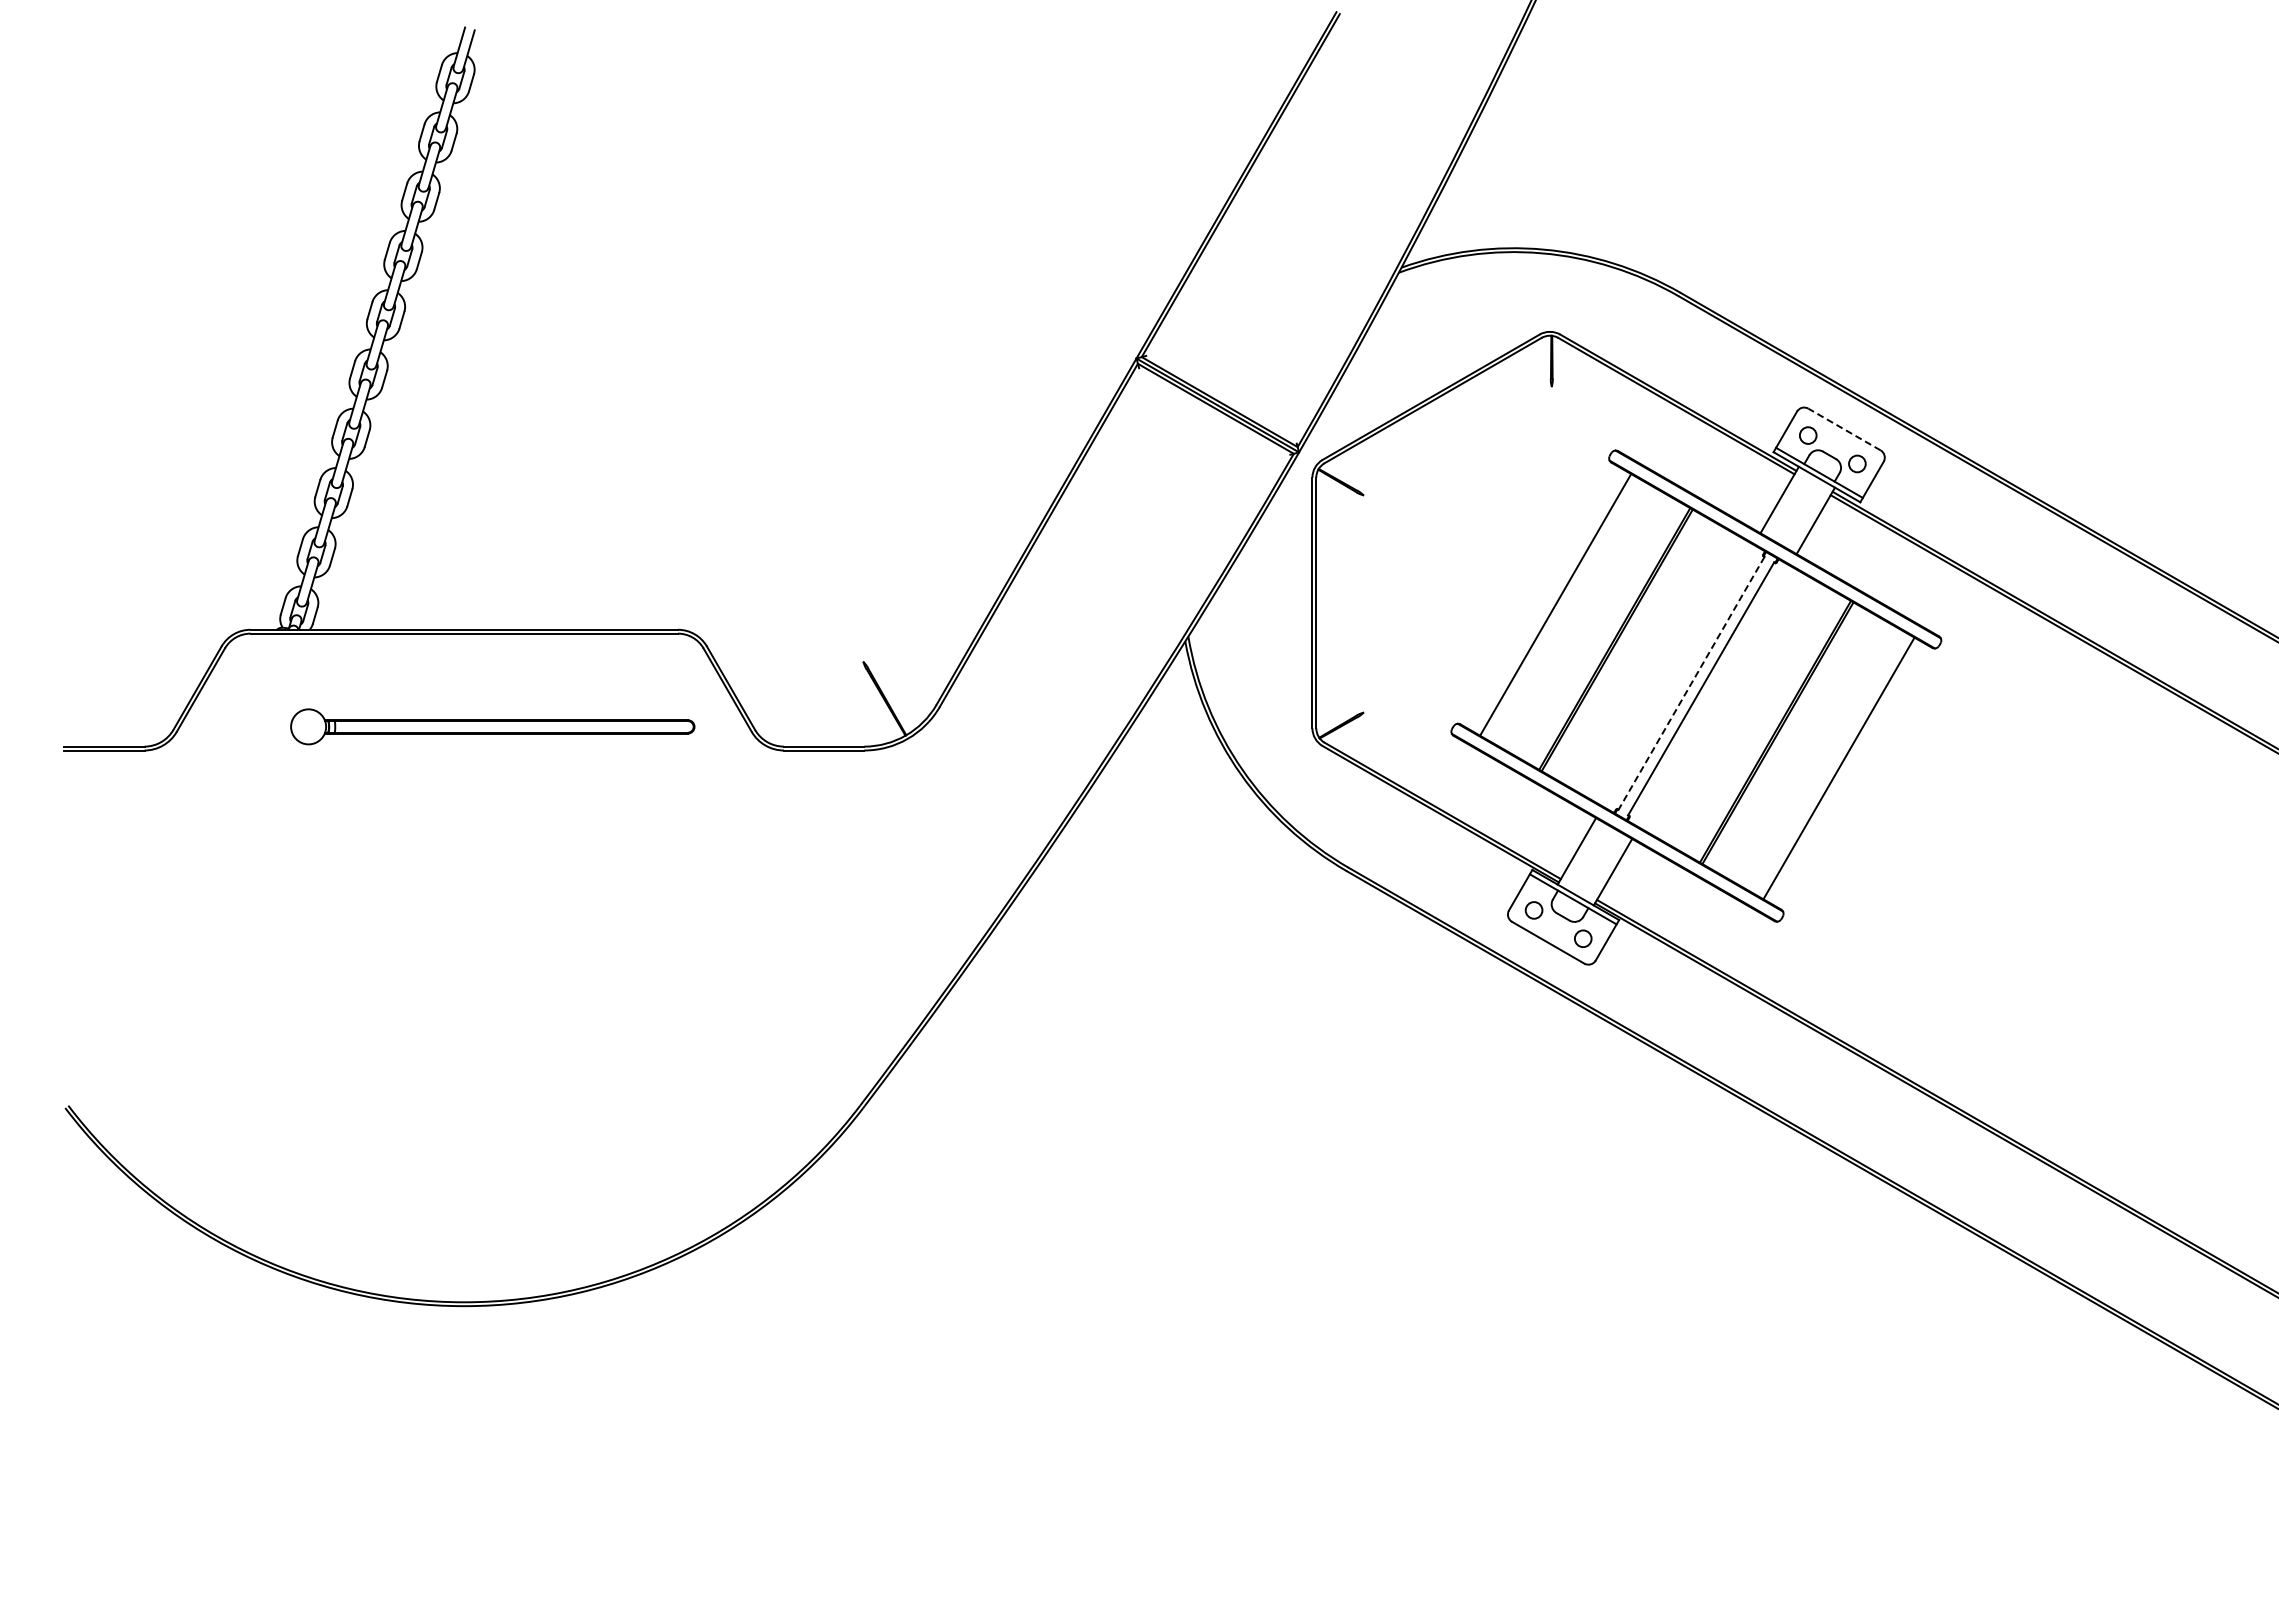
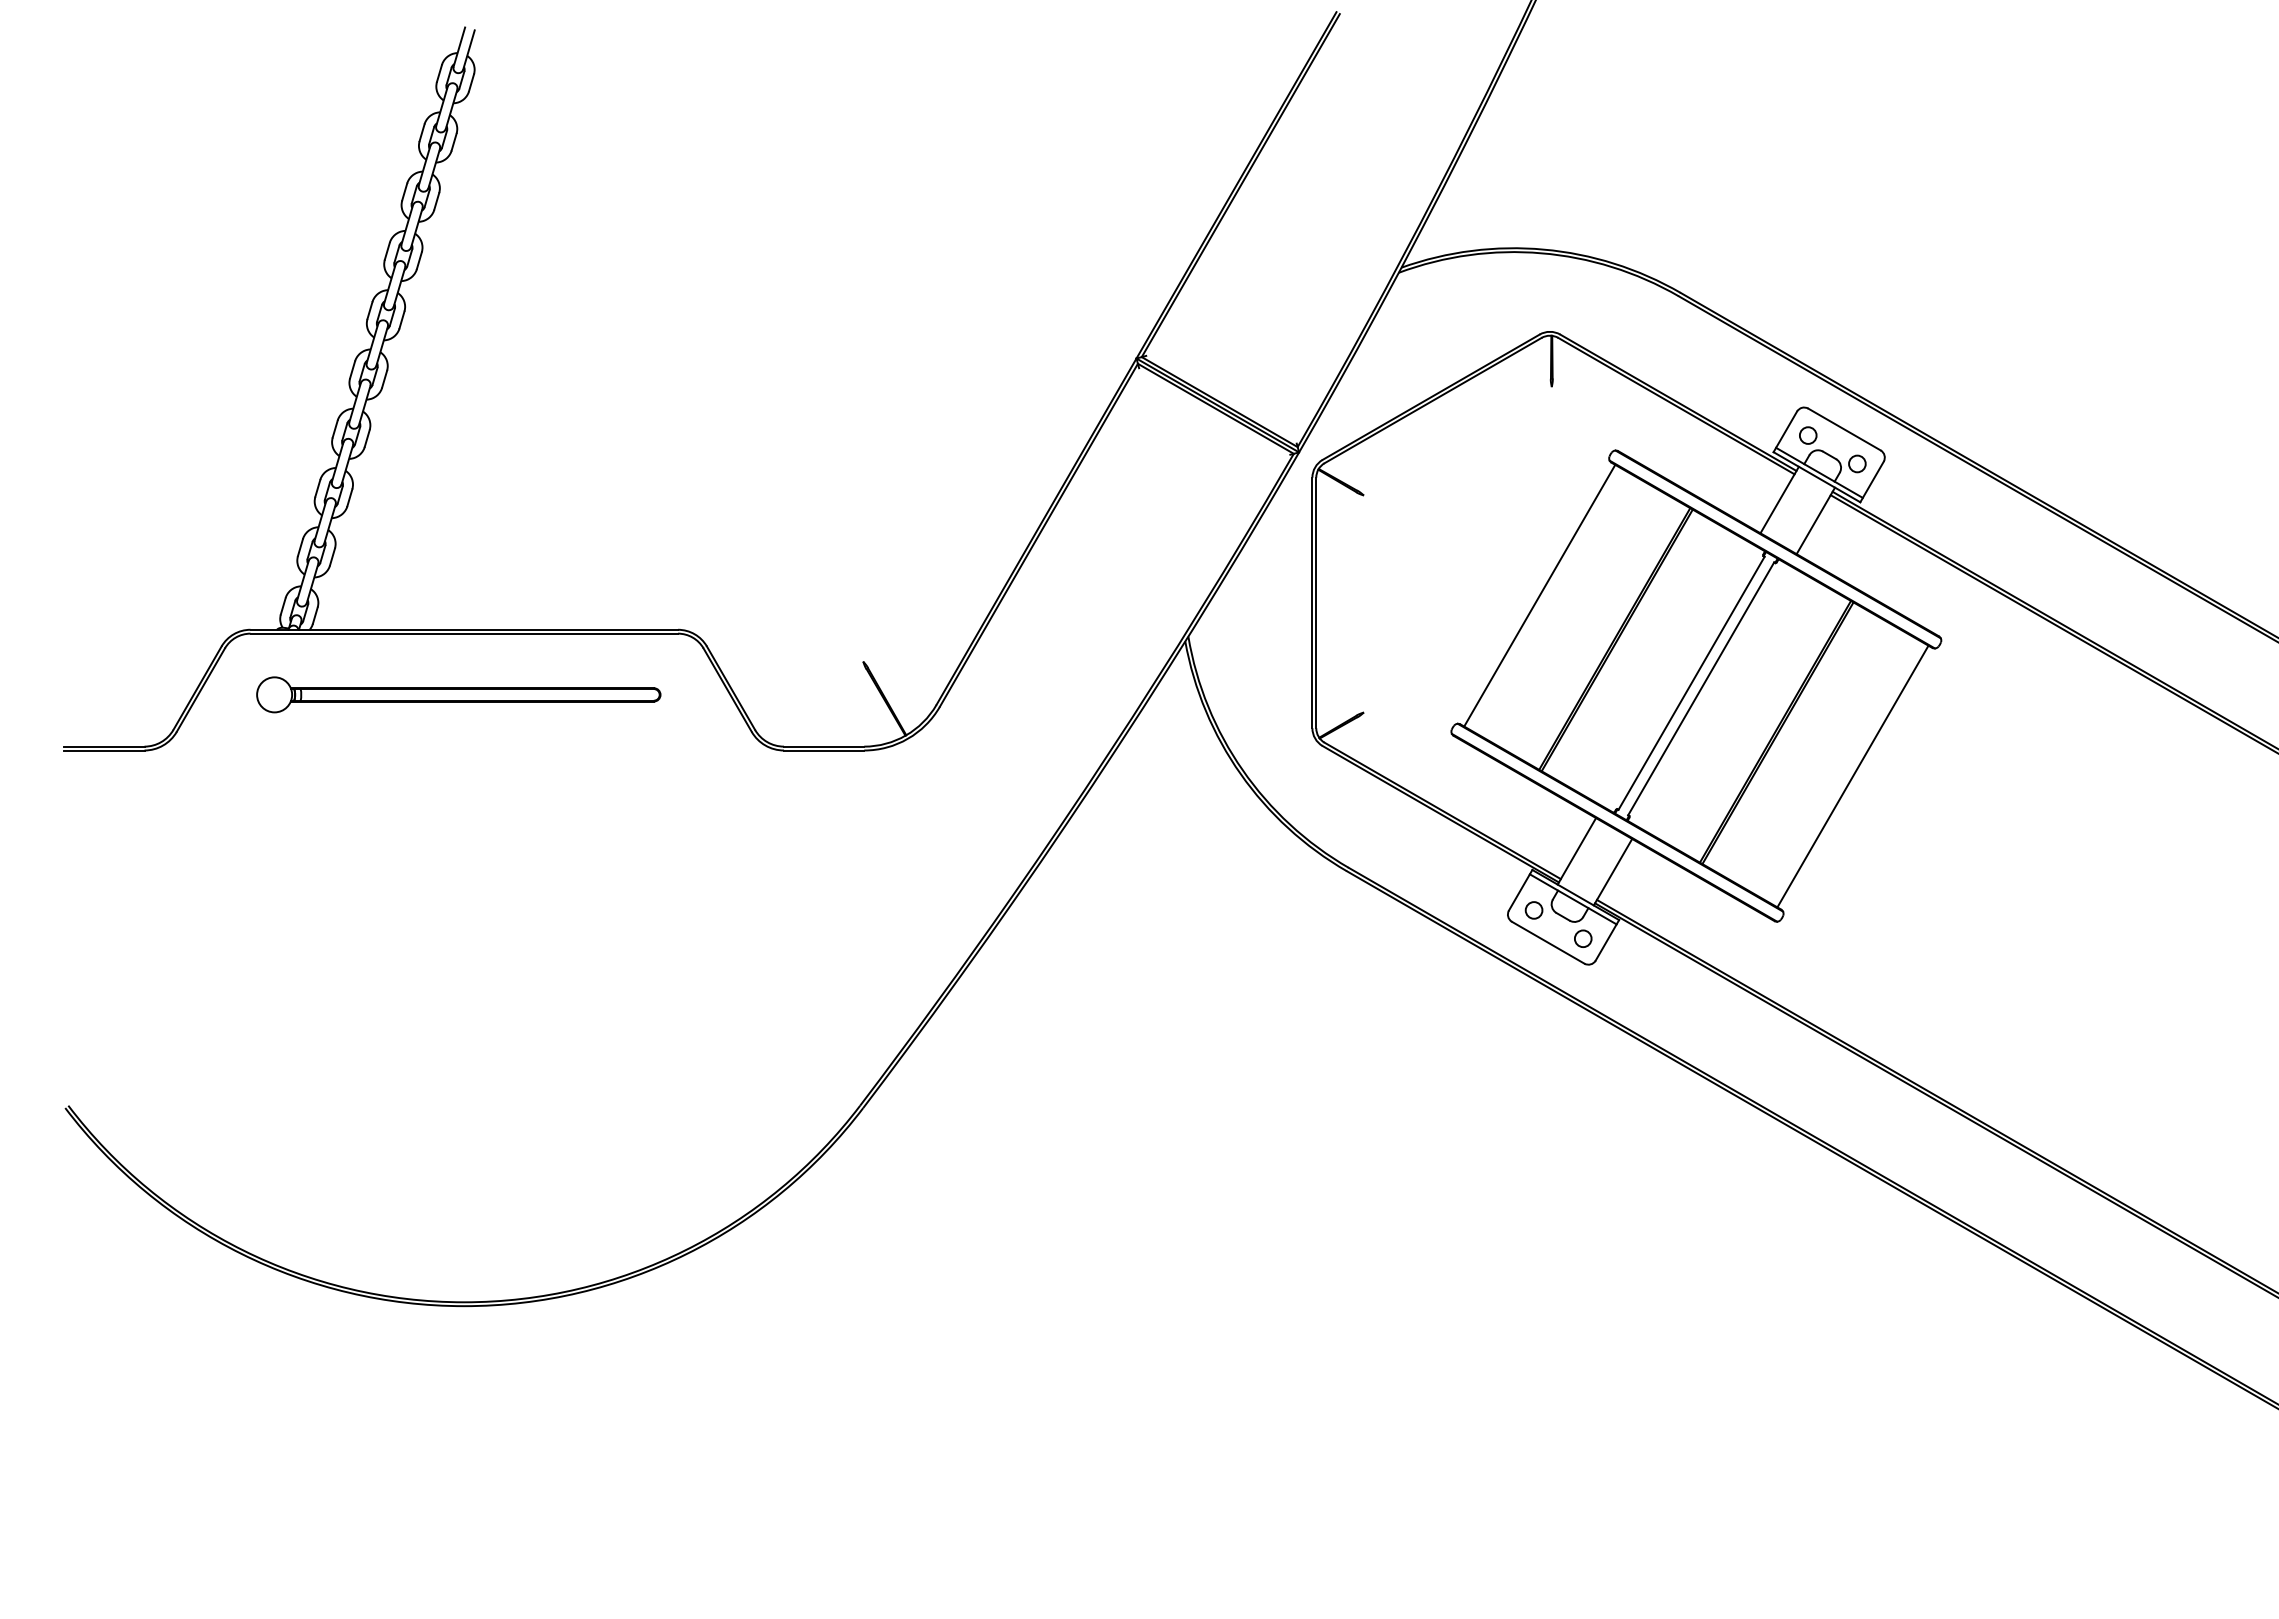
line: dashed -> solid (1844, 429)
line position: (1555, 604) -> (1539, 595) (1539, 595)
line: dashed -> solid (1691, 683)
part position: (492, 726) -> (458, 694) (458, 694)
line position: (1838, 768) -> (1852, 776) (1852, 776)
